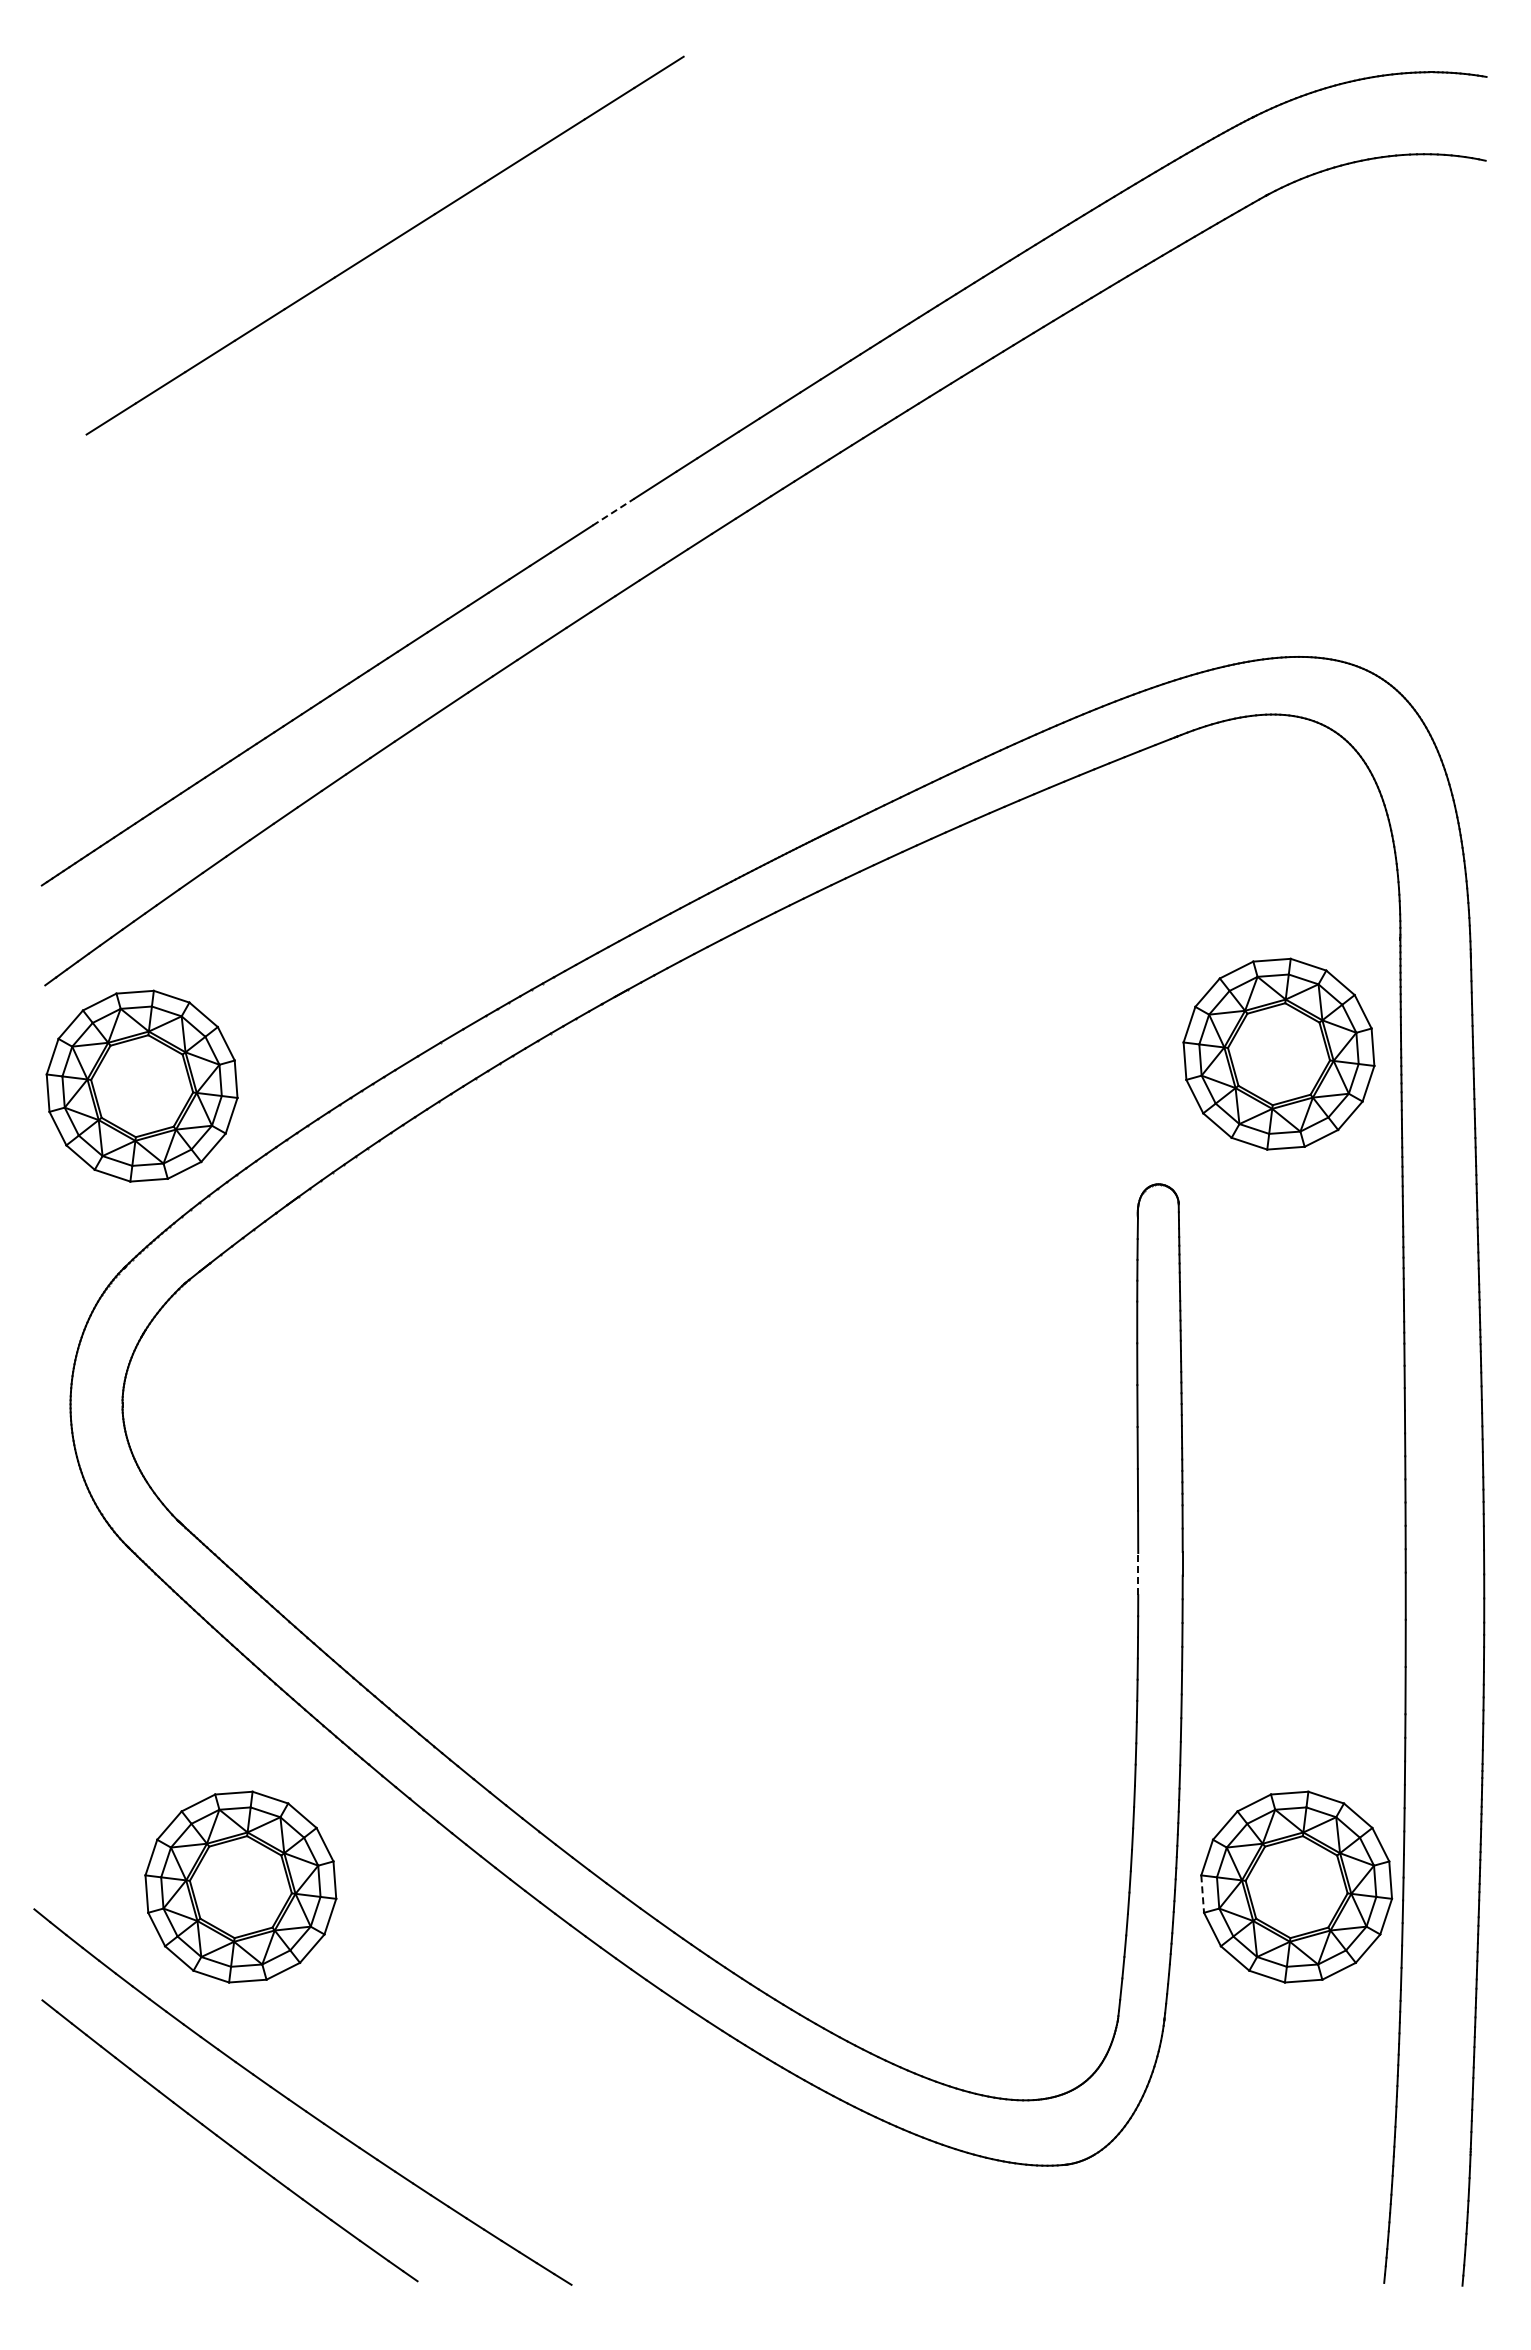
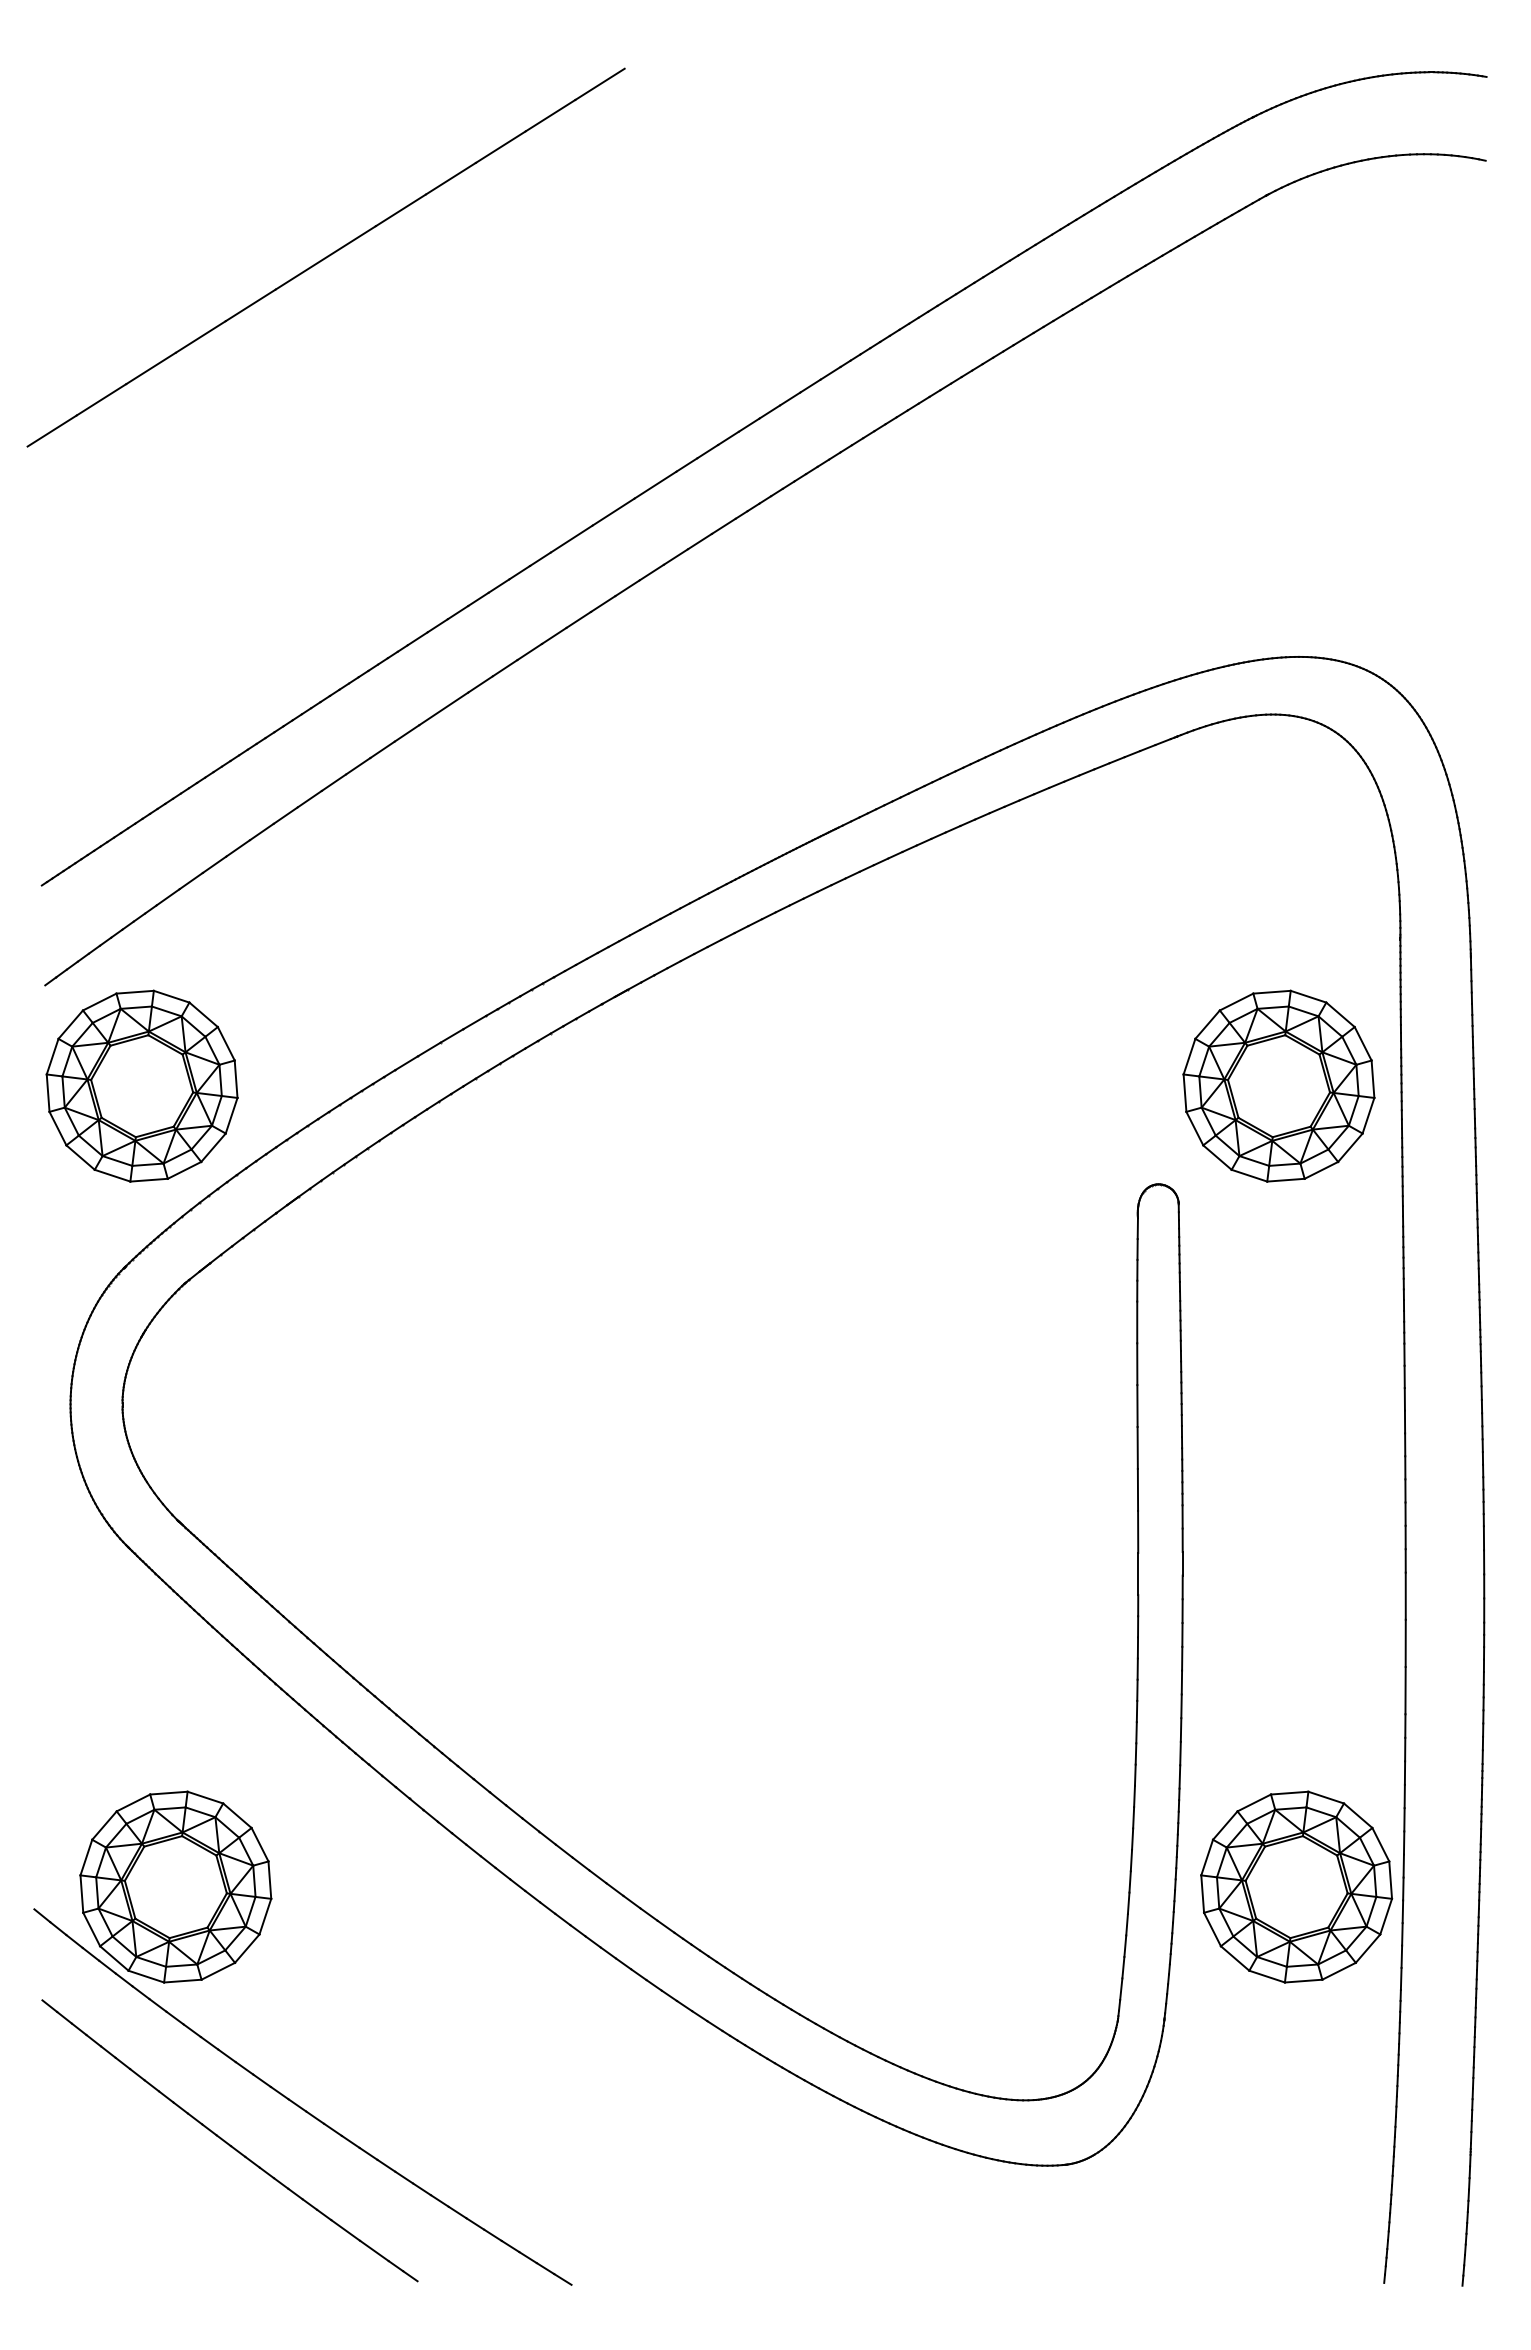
line position: (384, 245) -> (325, 257) (325, 257)
line: dashed -> solid (613, 512)
part position: (1278, 1053) -> (1278, 1085) (1278, 1085)
line: dashed -> solid (1138, 1573)
part position: (240, 1886) -> (175, 1886) (175, 1886)
line: dashed -> solid (1202, 1894)
